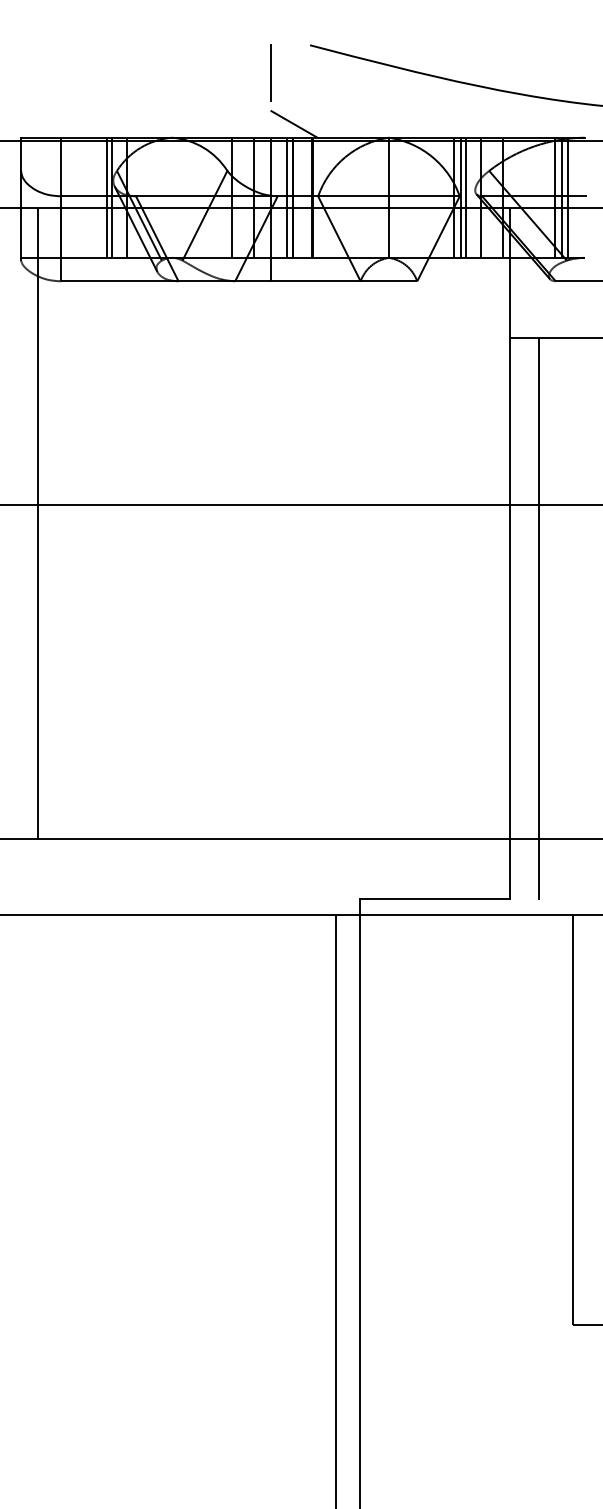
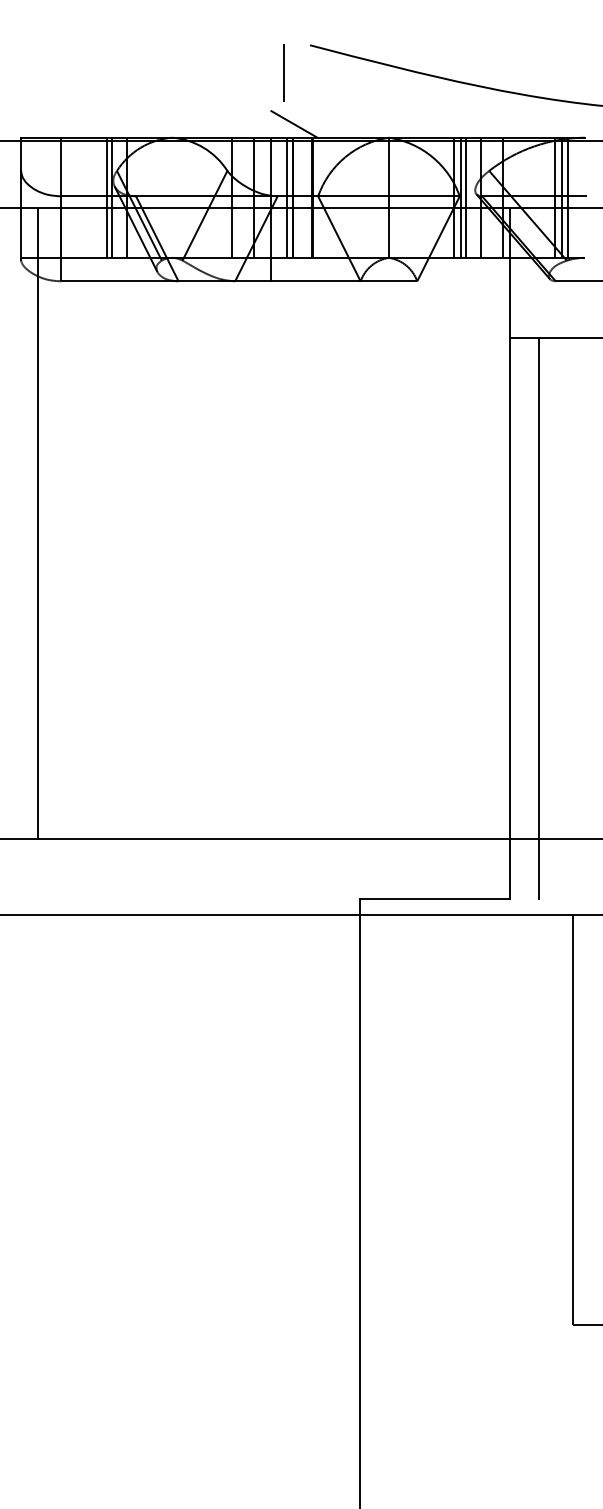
line position: (270, 72) -> (283, 72) (283, 72)
line: present -> none (300, 504)
line: present -> none (335, 1210)
